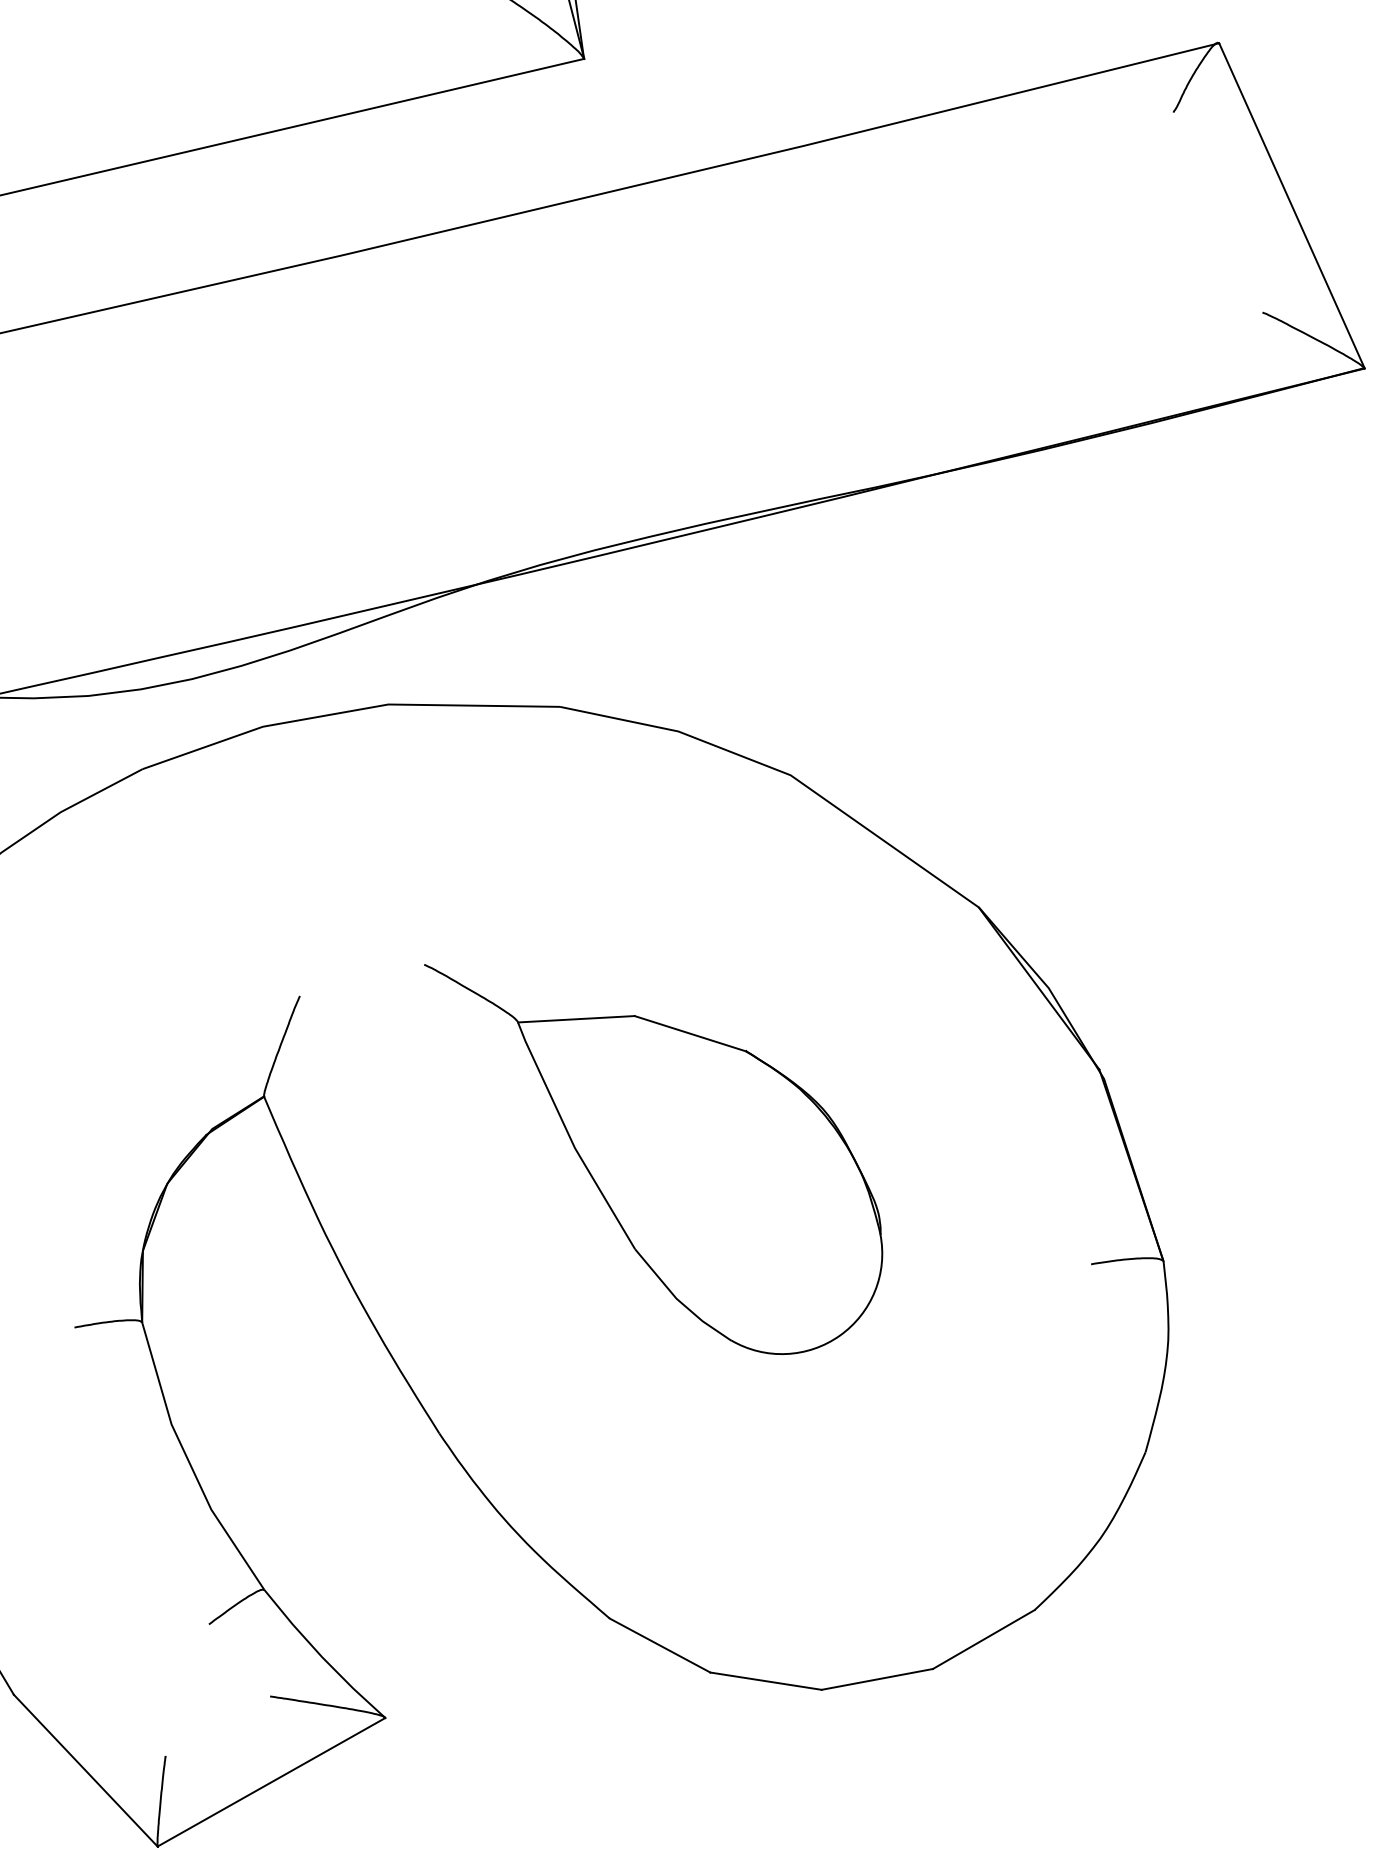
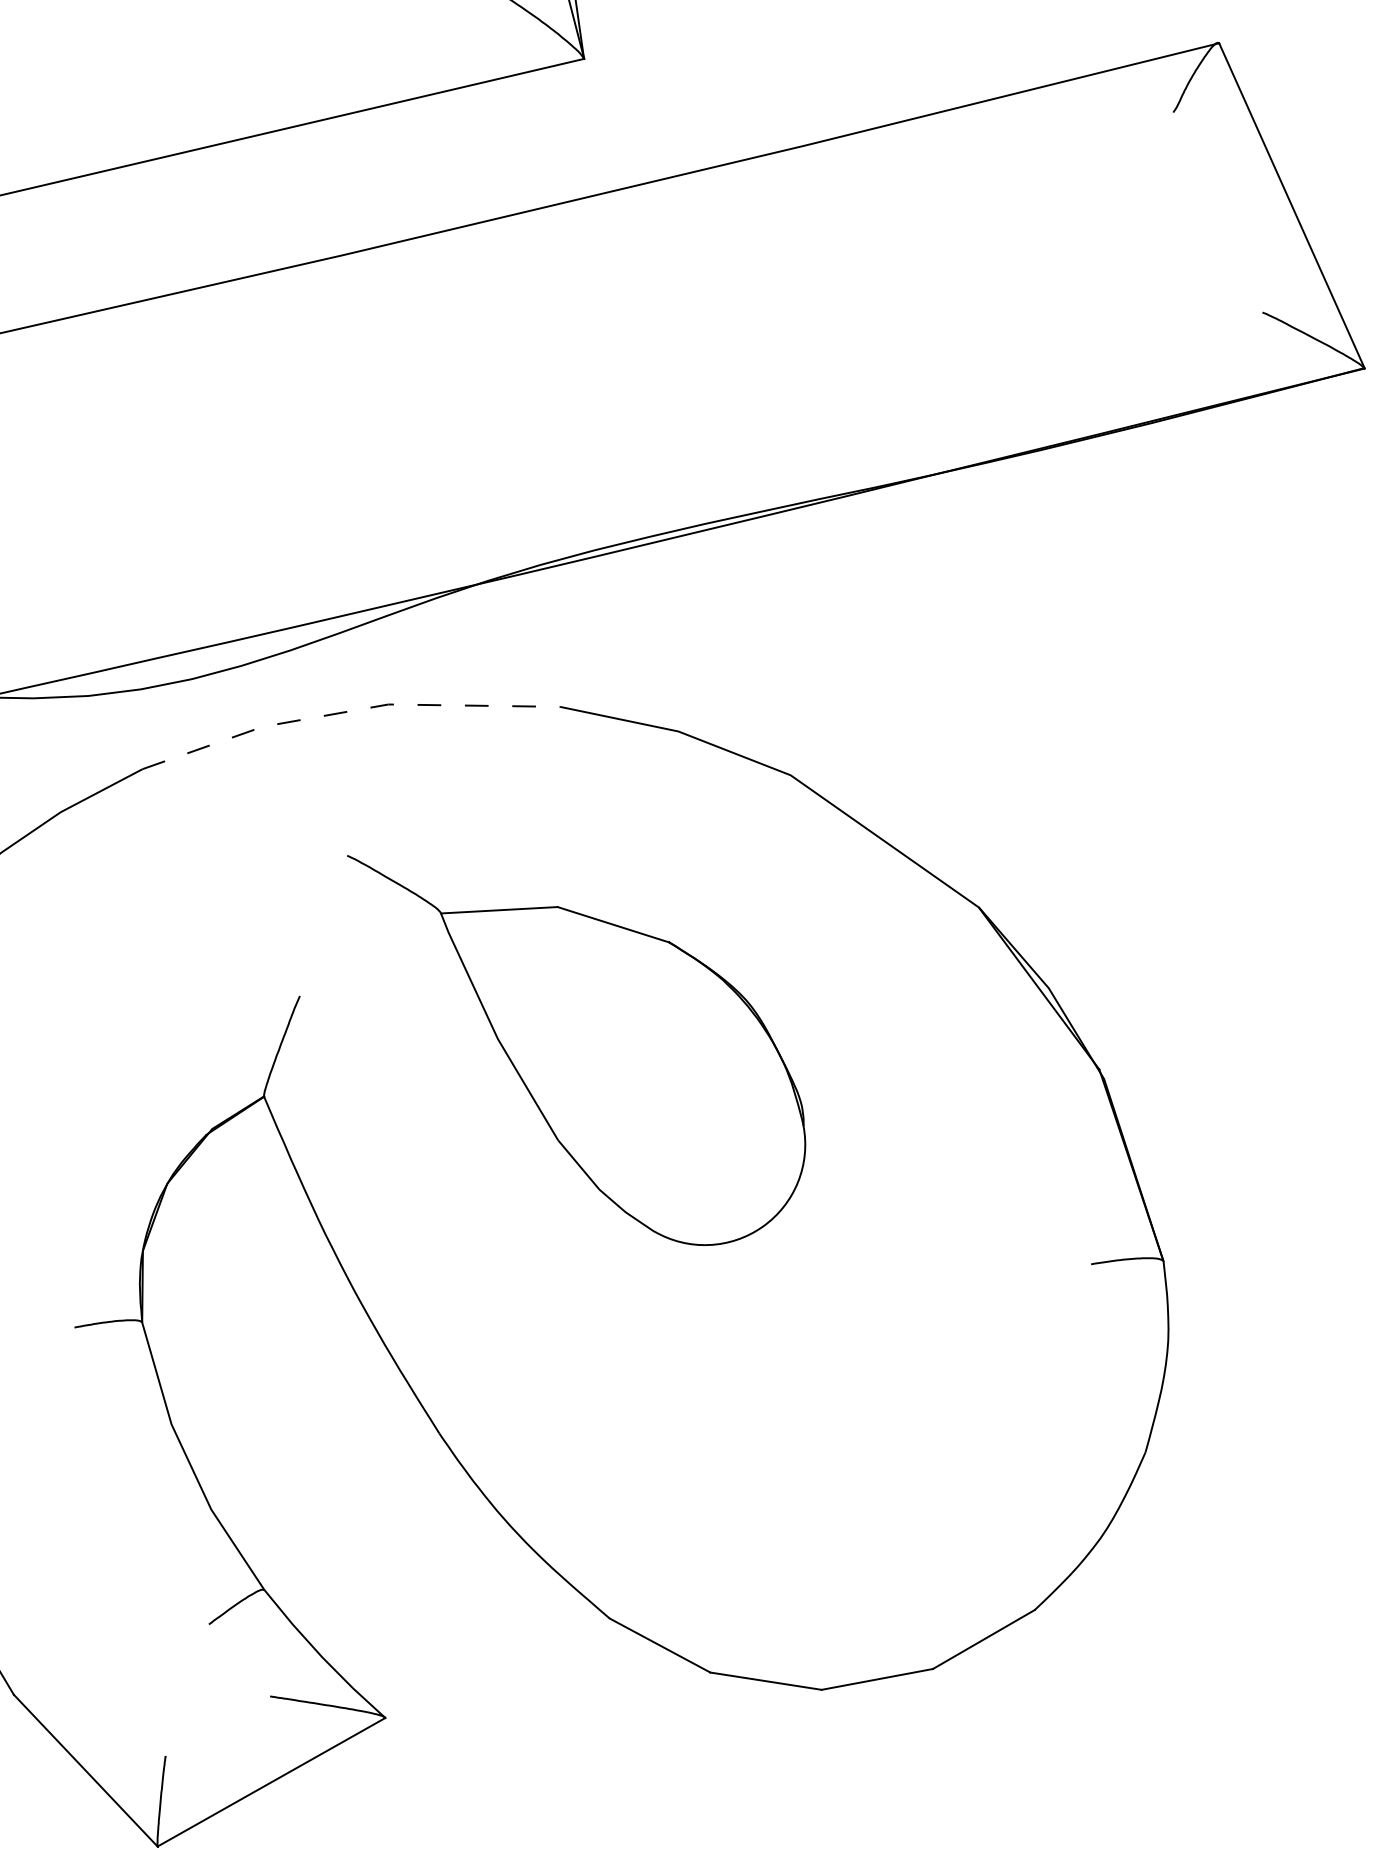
line: solid -> dashed (347, 711)
part position: (653, 1159) -> (576, 1050) (576, 1050)
